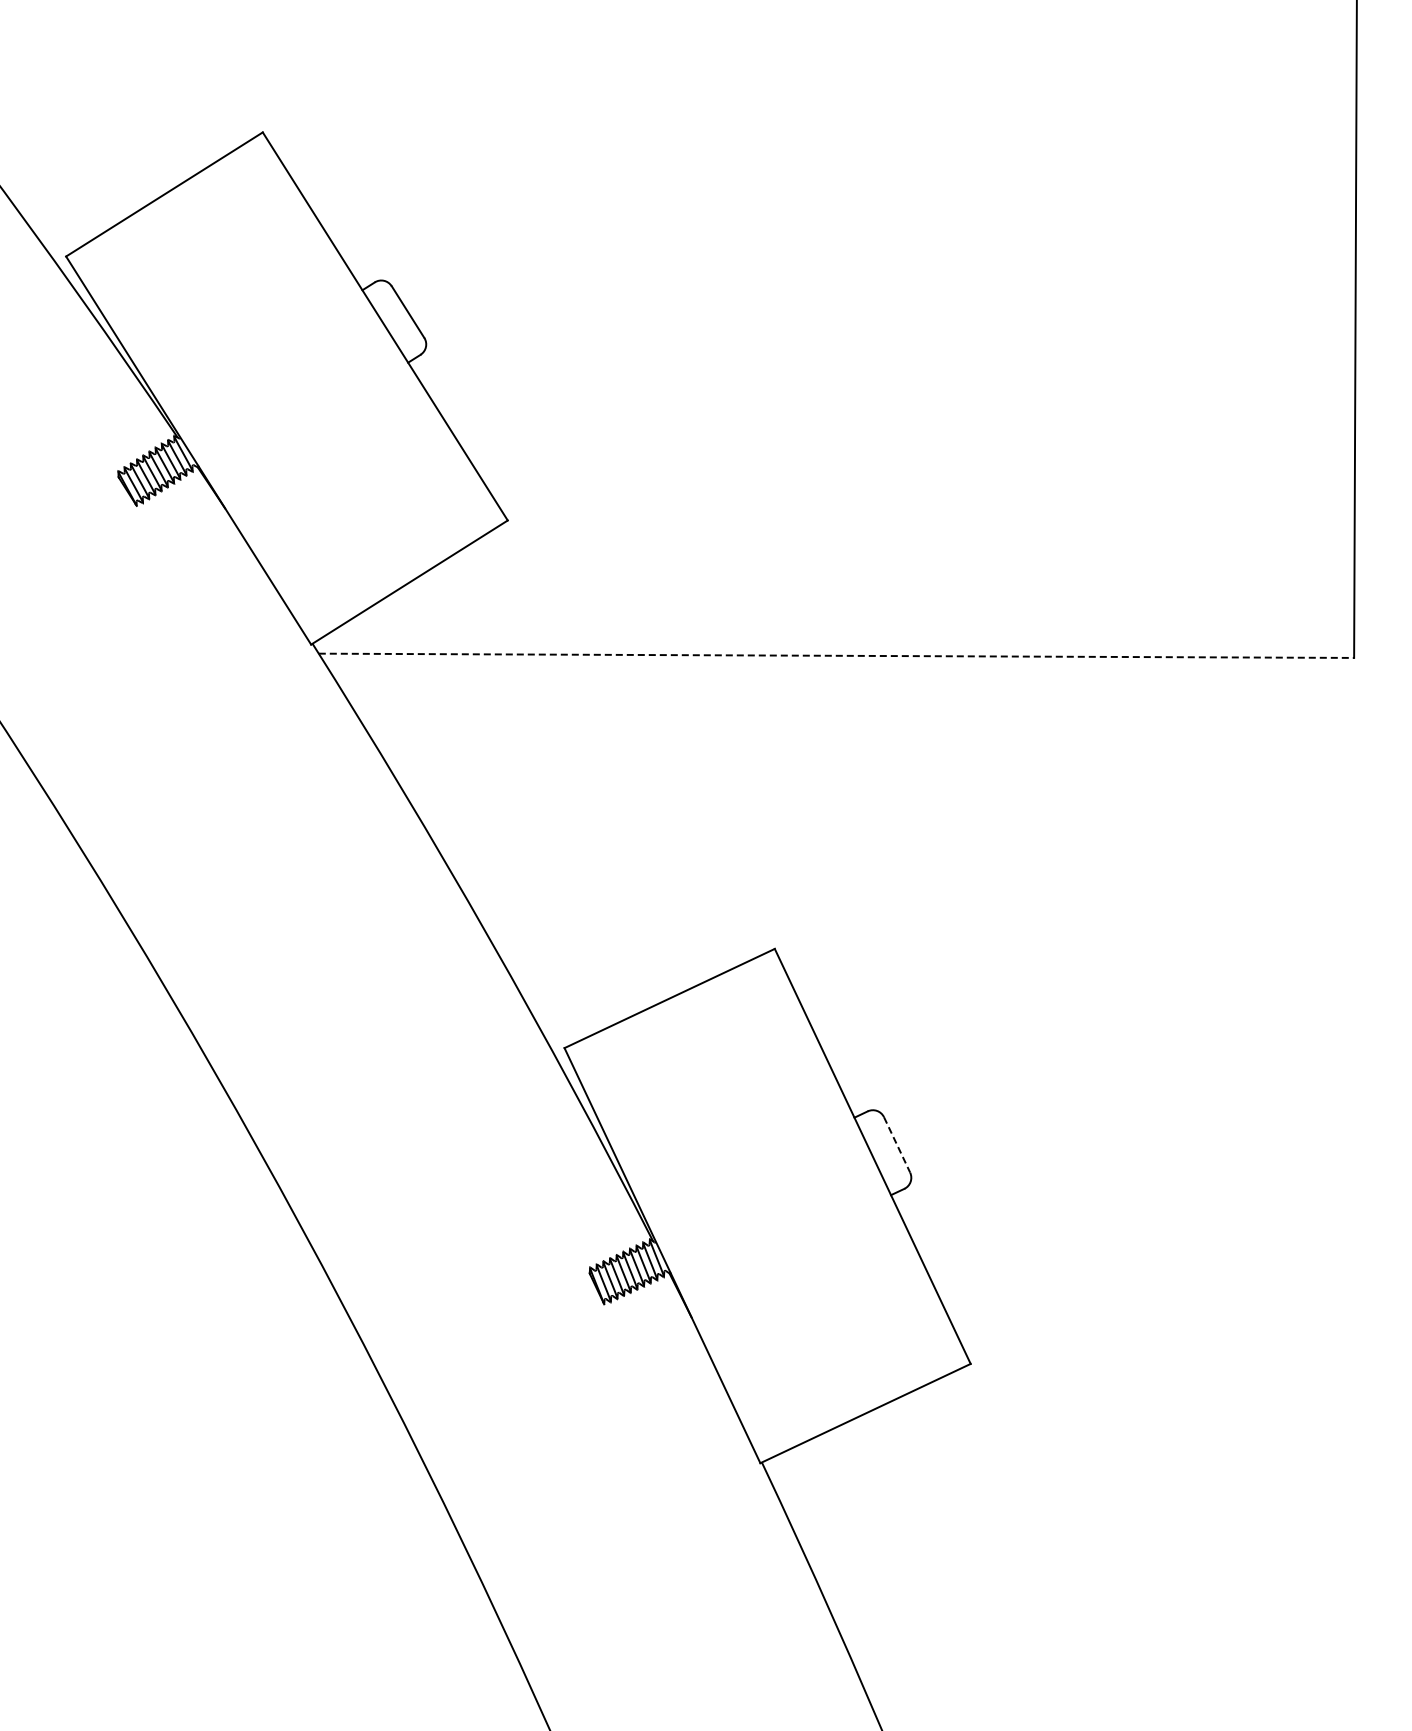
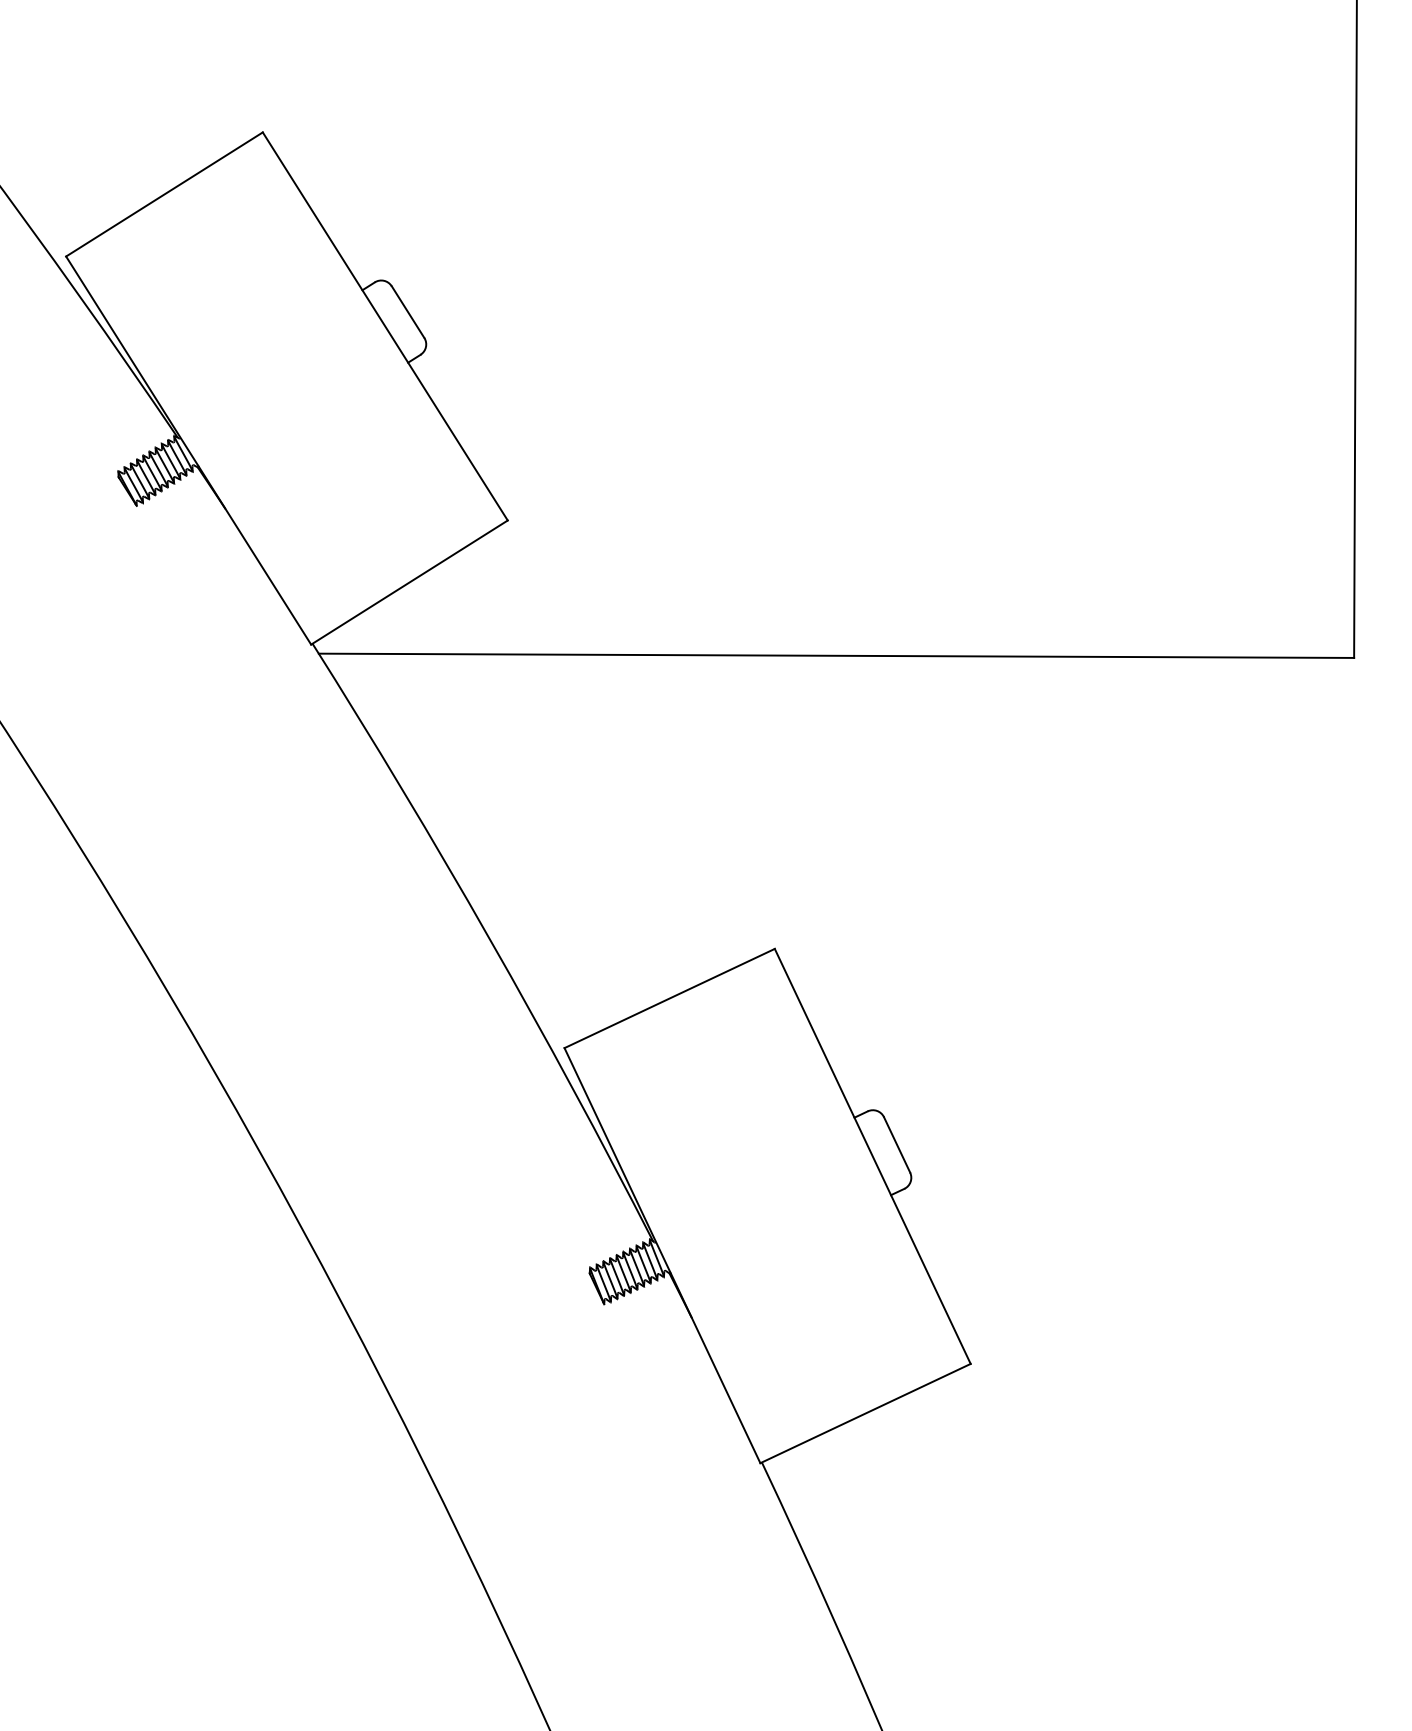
line: dashed -> solid (836, 655)
line: dashed -> solid (897, 1144)
